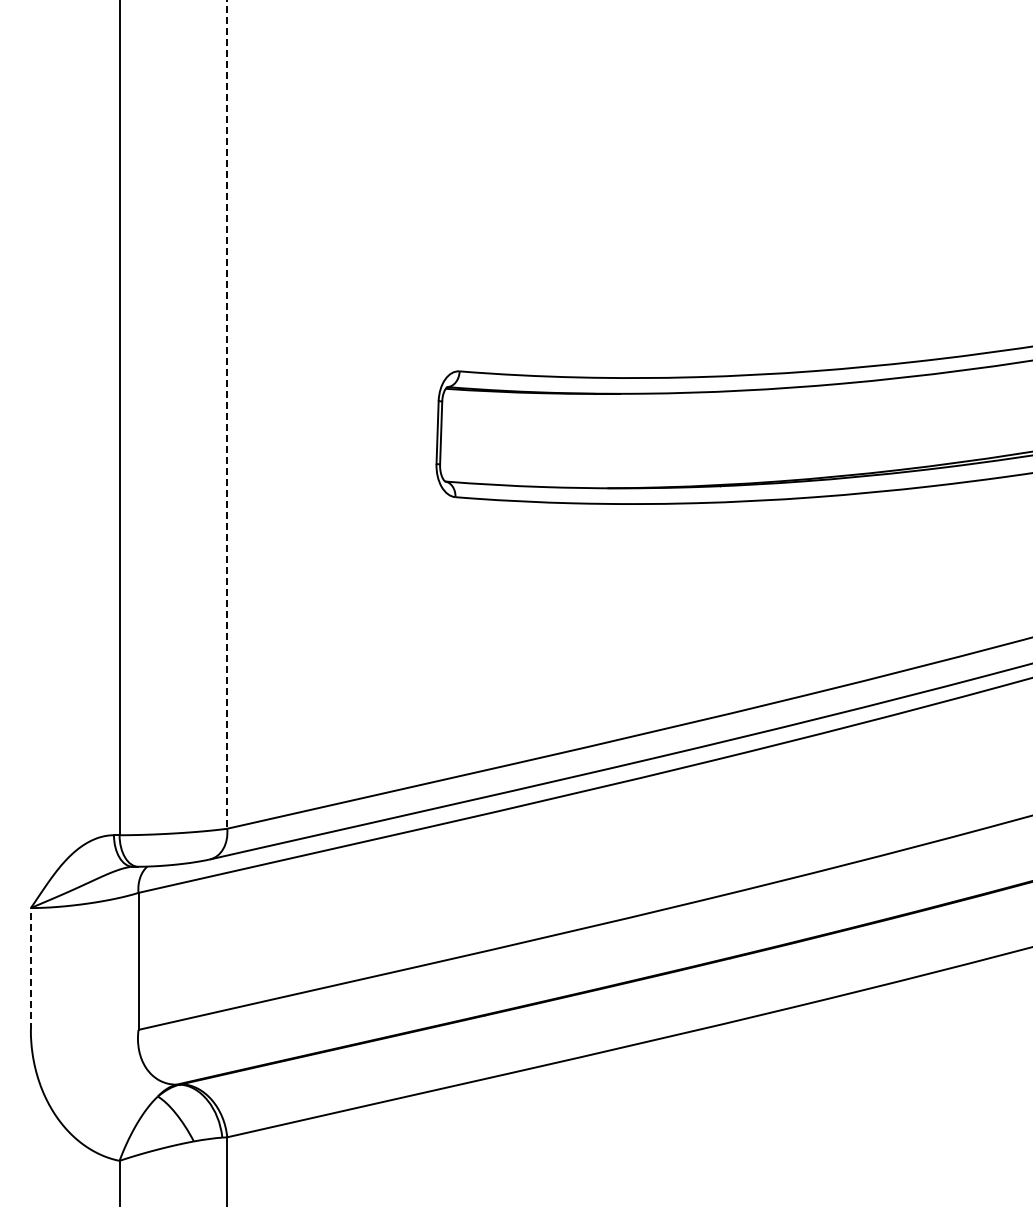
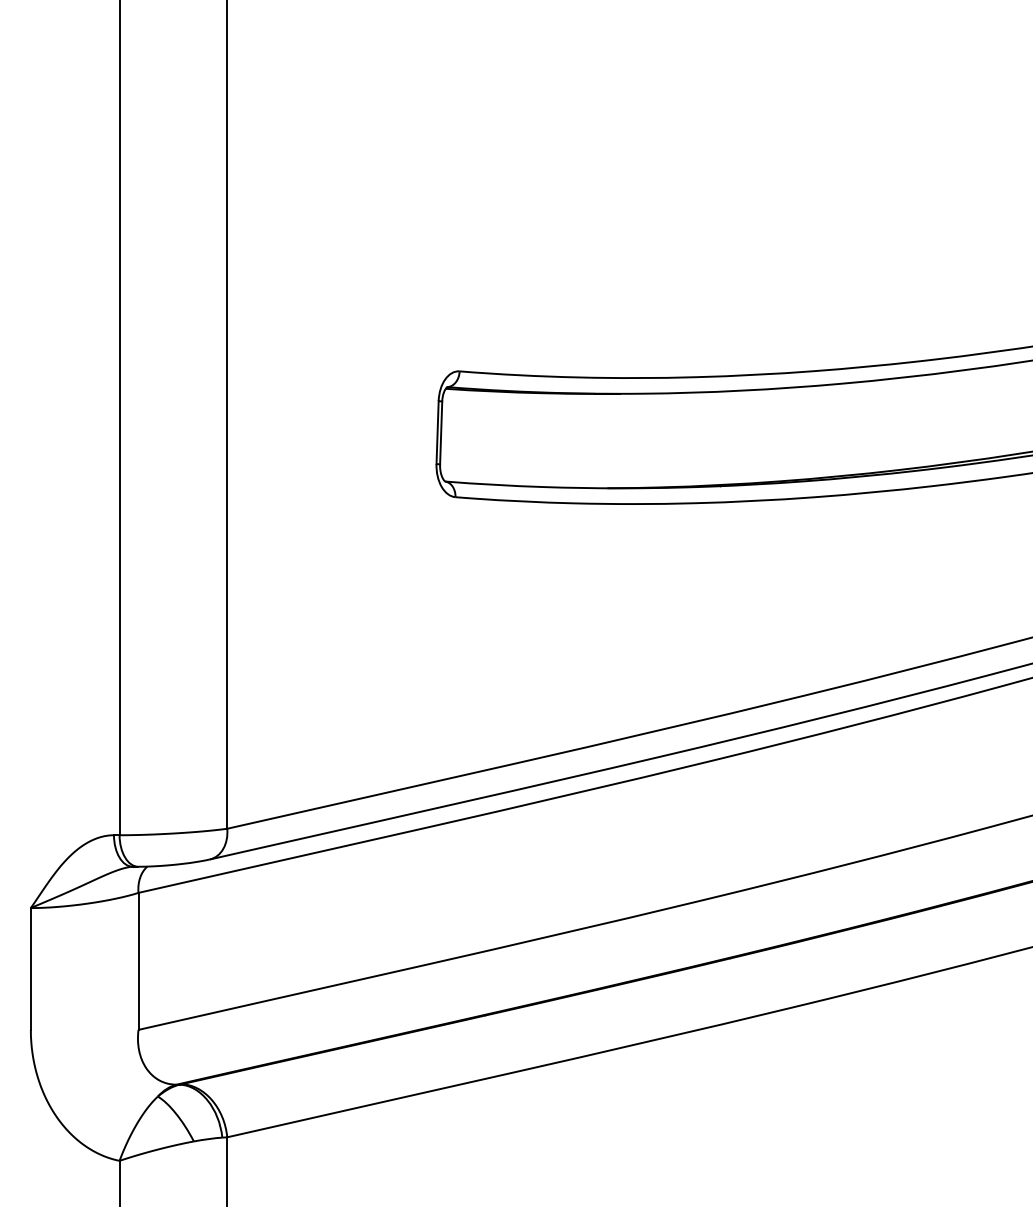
line: dashed -> solid (227, 414)
line: dashed -> solid (30, 968)
